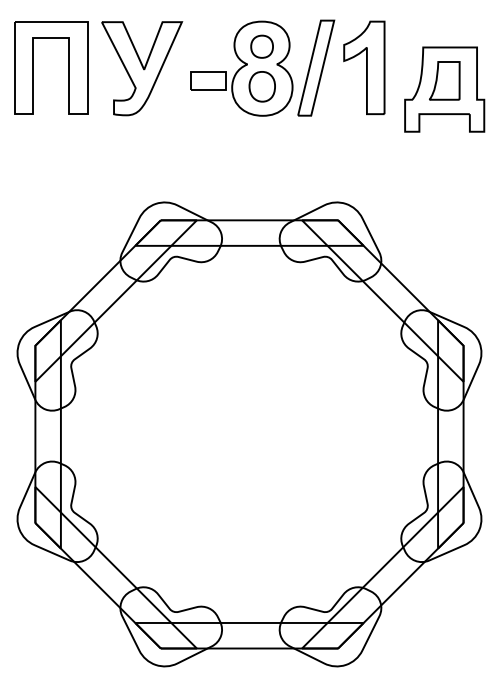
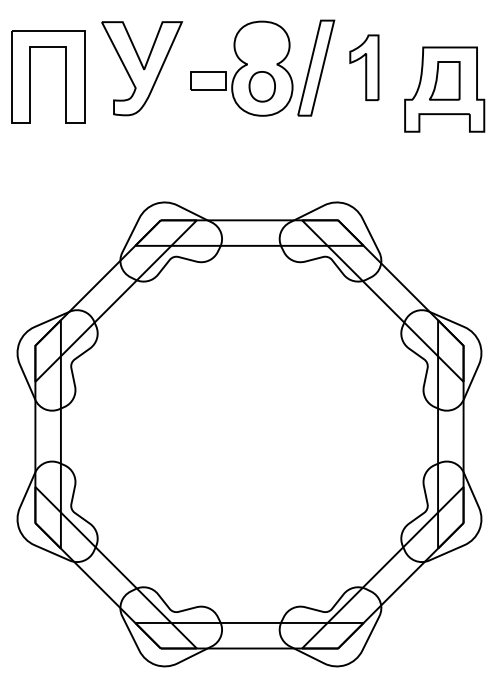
part: present -> none (261, 46)
part position: (68, 67) -> (65, 76) (65, 76)
part size: 43x95 px -> 31x67 px (364, 67)
